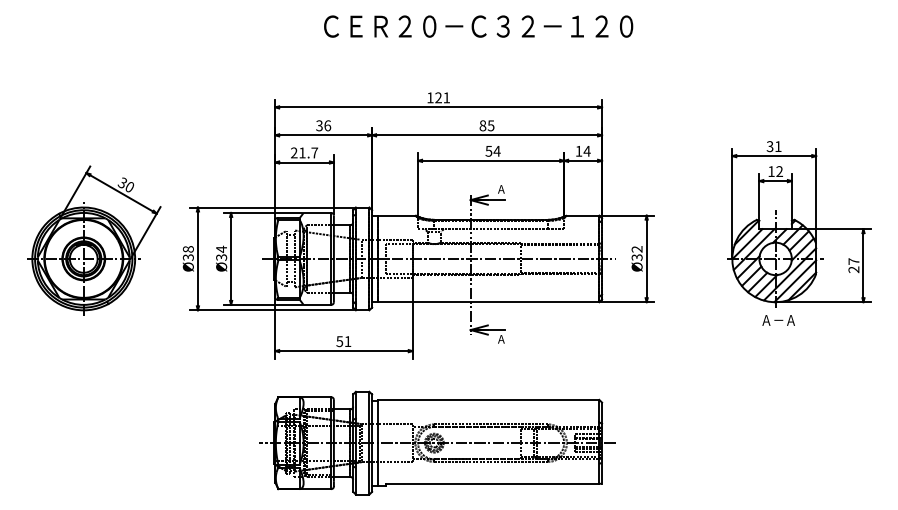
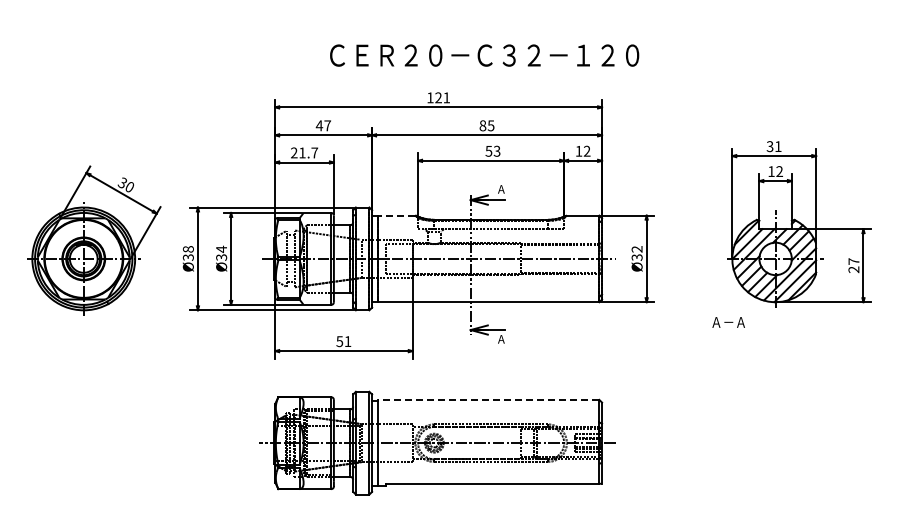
text position: (478, 26) -> (484, 55) (484, 55)
text: 36 -> 47 (323, 125)
text: 54 -> 53 (496, 150)
text: 14 -> 12 (586, 150)
line: solid -> dashed (396, 215)
text position: (778, 320) -> (728, 322) (728, 322)
line: solid -> dashed (488, 399)
